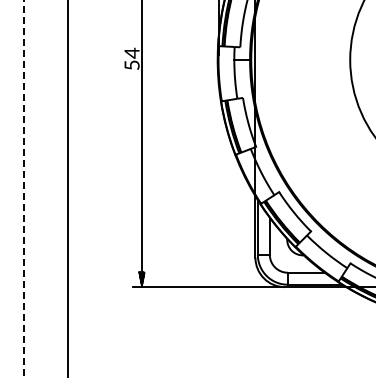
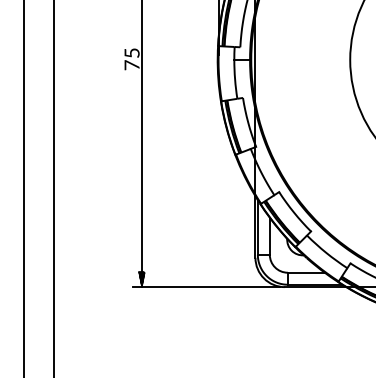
text: 54 -> 75 (131, 58)
line: dashed -> solid (23, 188)
line position: (67, 188) -> (53, 188) (53, 188)
